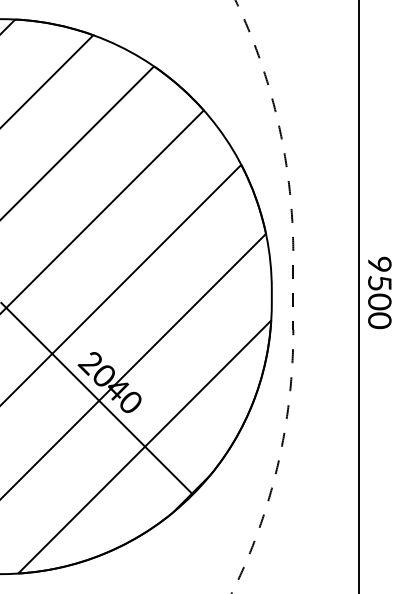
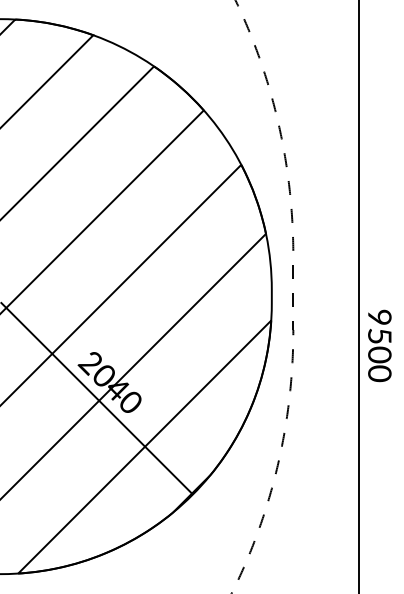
text position: (379, 292) -> (379, 345) (379, 345)
